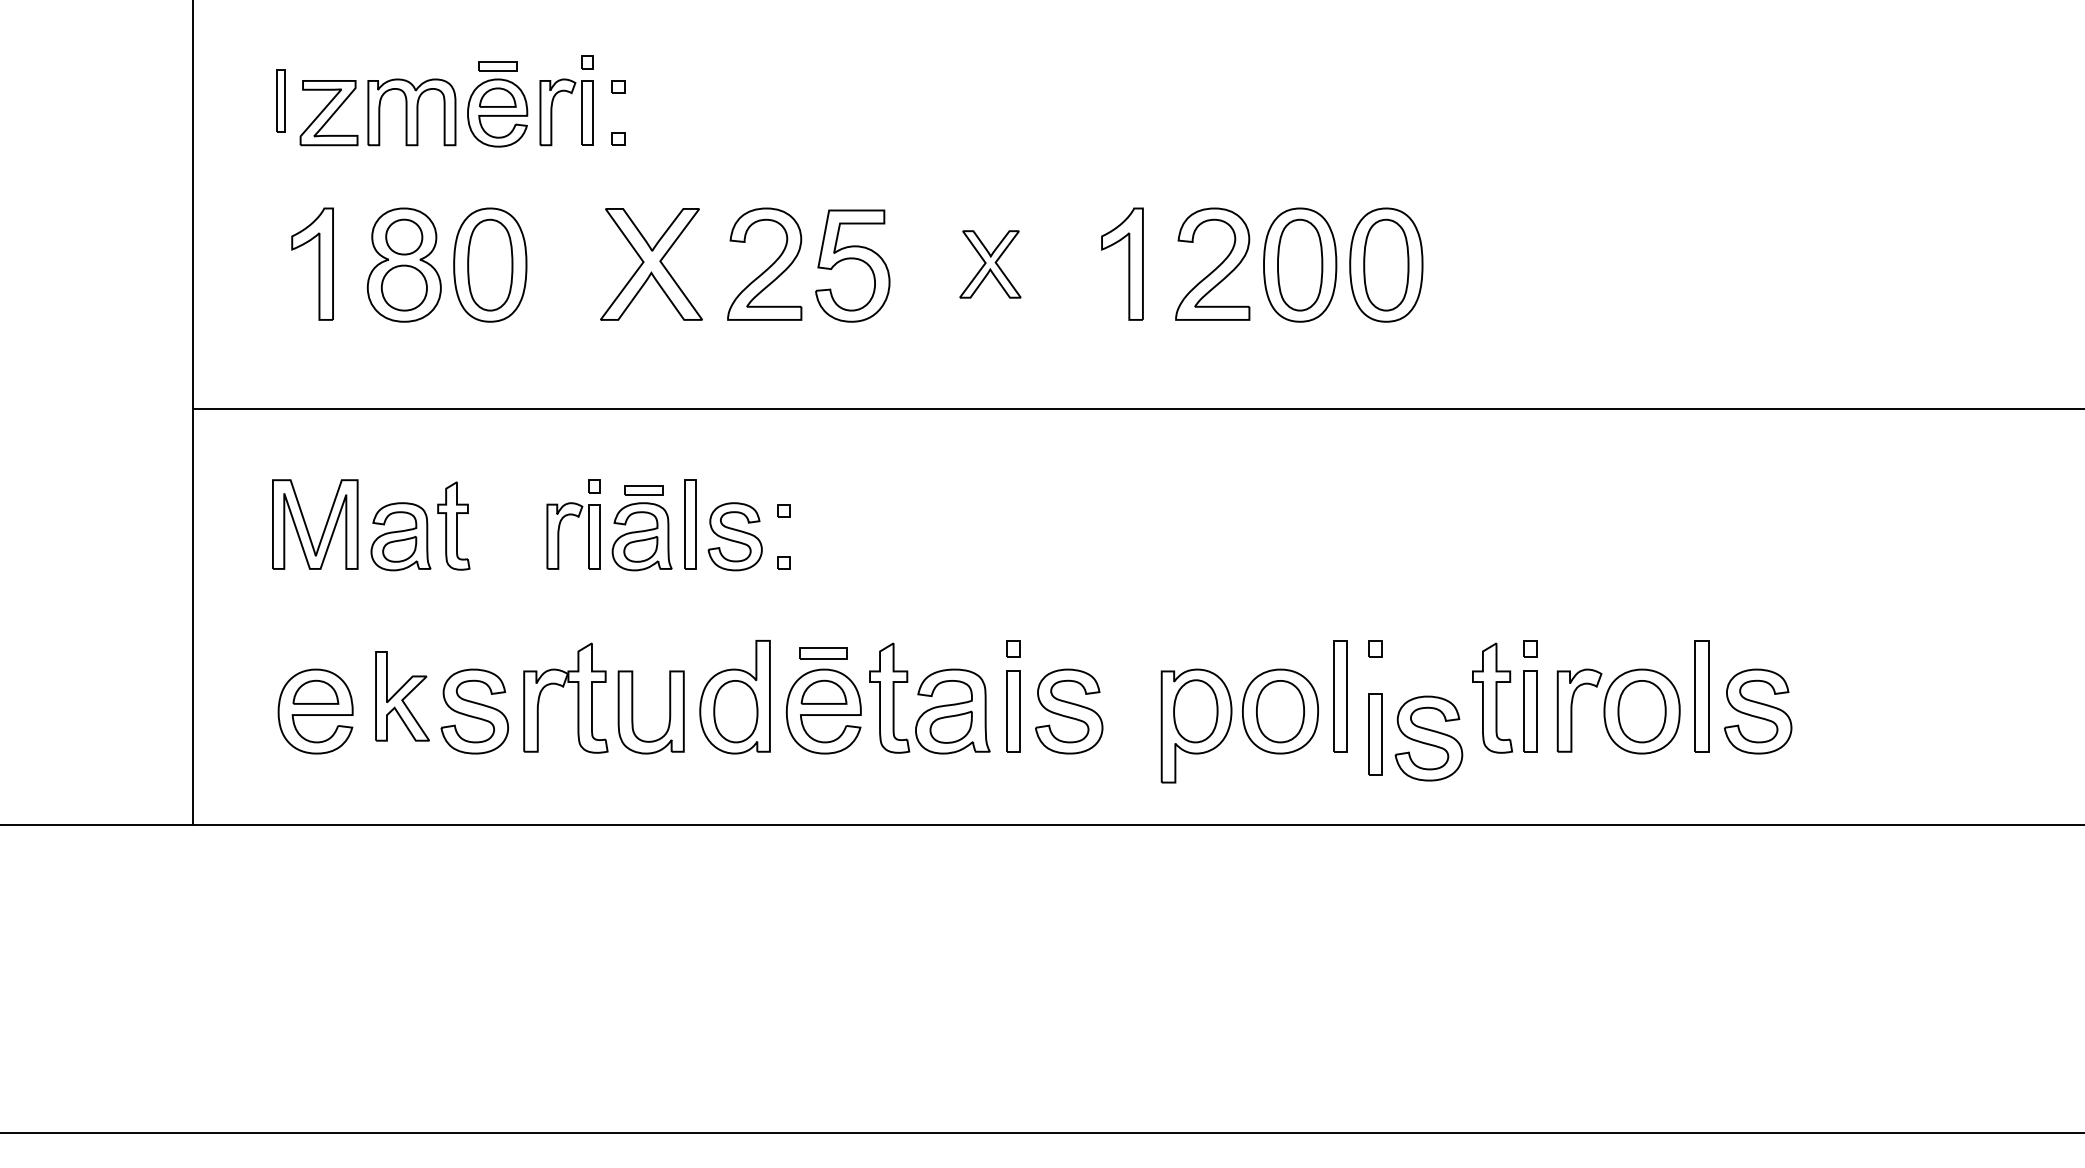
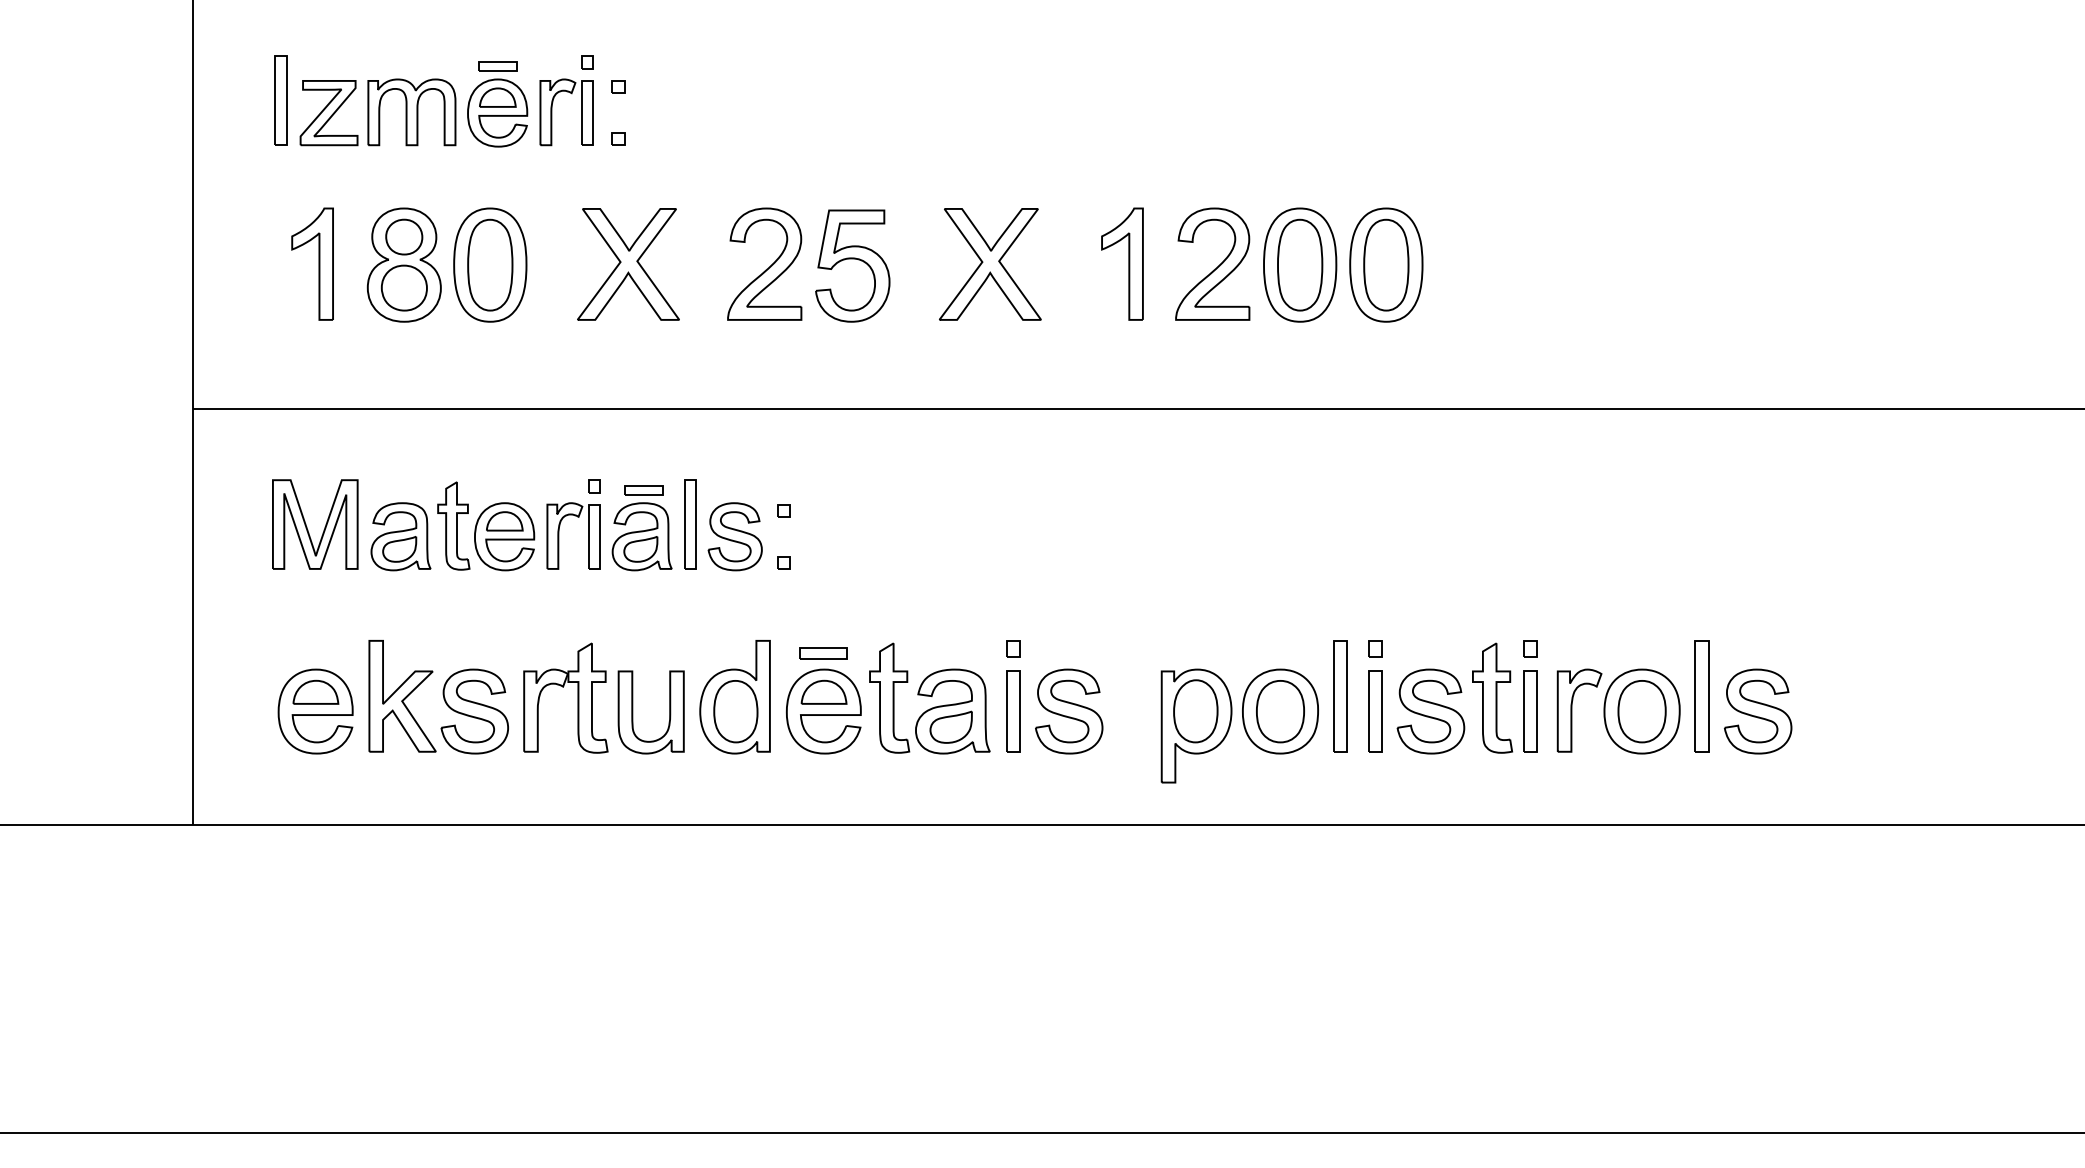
part size: 10x64 px -> 14x91 px (280, 100)
part position: (651, 264) -> (628, 264) (628, 264)
part size: 63x69 px -> 103x113 px (990, 264)
part: none -> present (504, 536)
part size: 55x91 px -> 69x113 px (402, 696)
part position: (1375, 734) -> (1375, 711) (1375, 711)
part position: (1428, 738) -> (1430, 711) (1430, 711)
